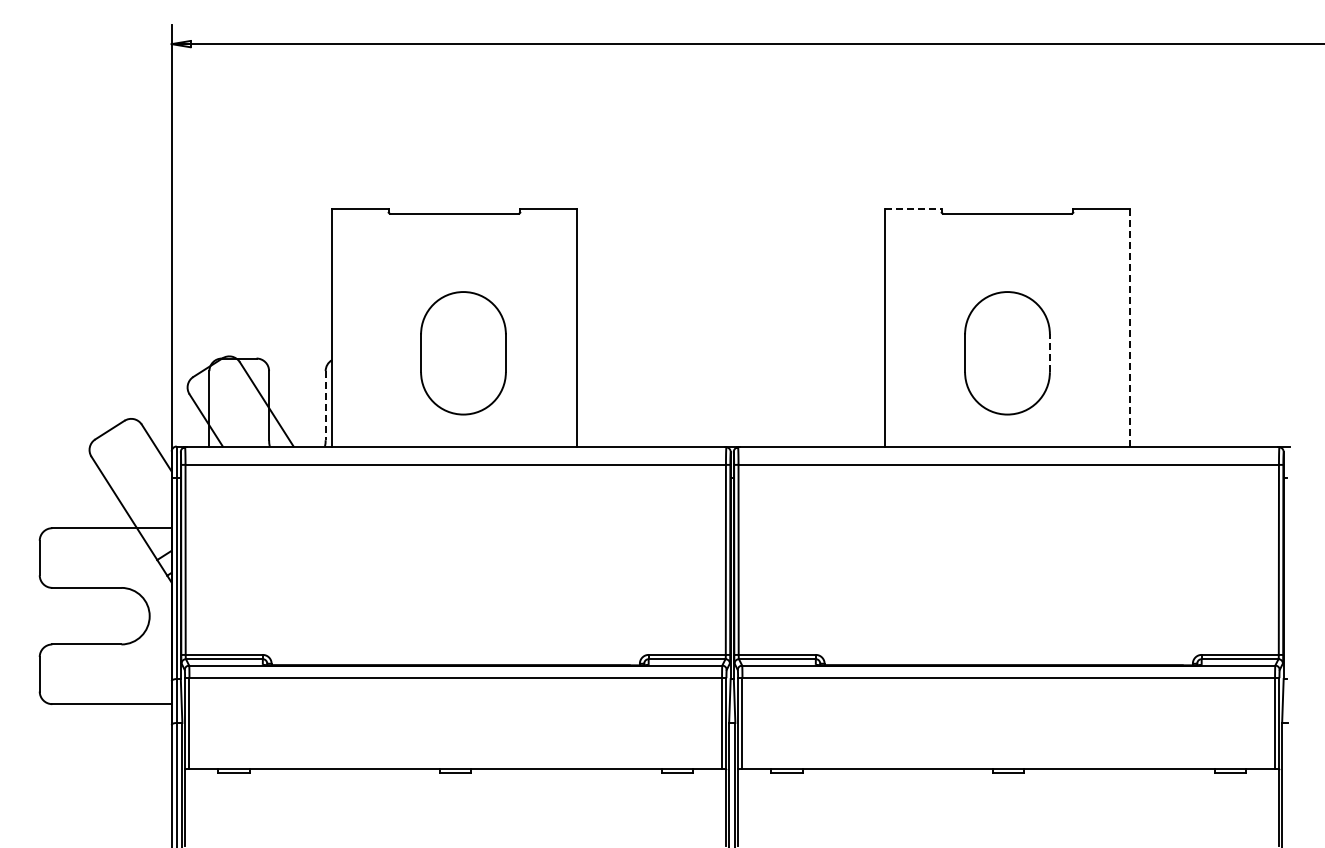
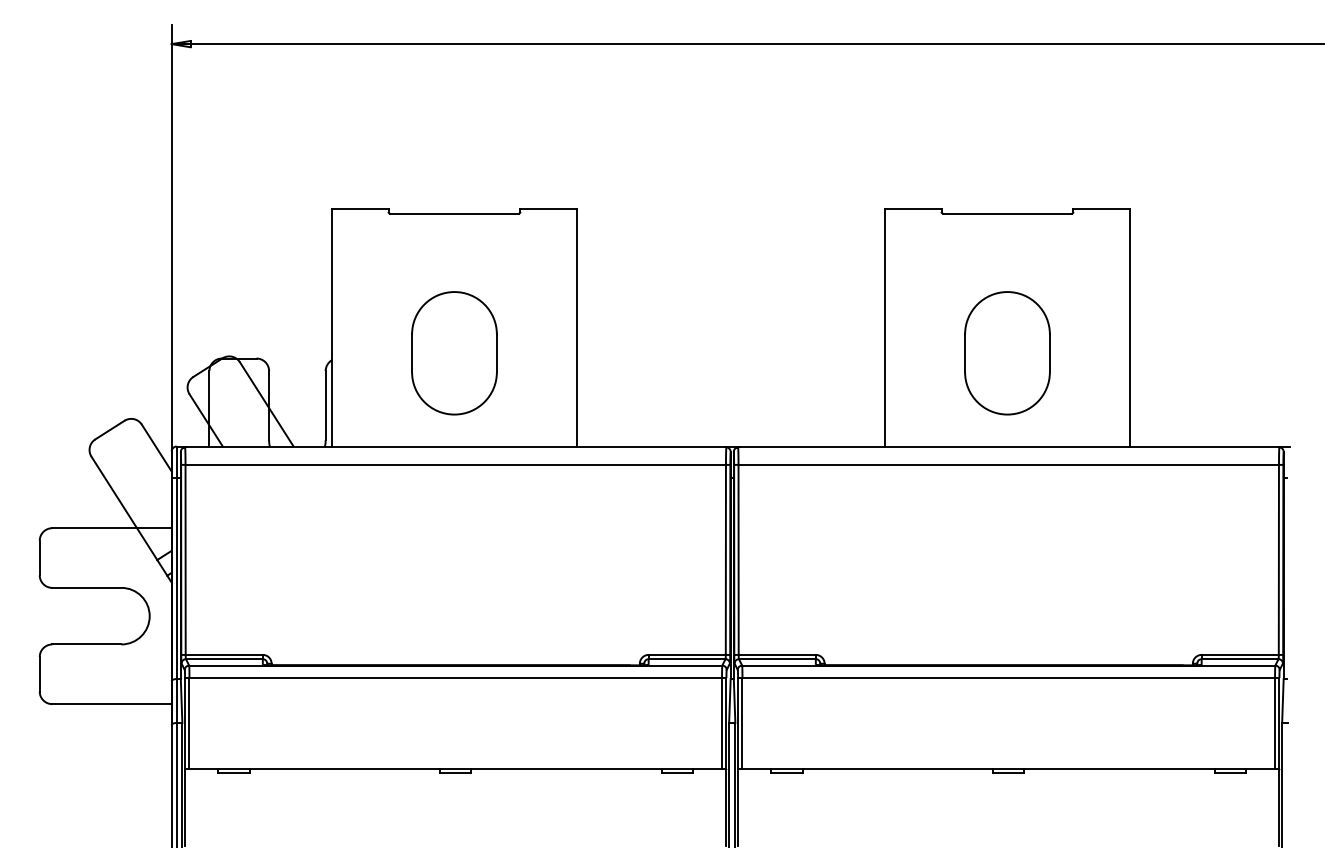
line: dashed -> solid (913, 208)
line: dashed -> solid (1130, 327)
part position: (463, 353) -> (454, 353) (454, 353)
line: dashed -> solid (1049, 353)
line: dashed -> solid (325, 405)
